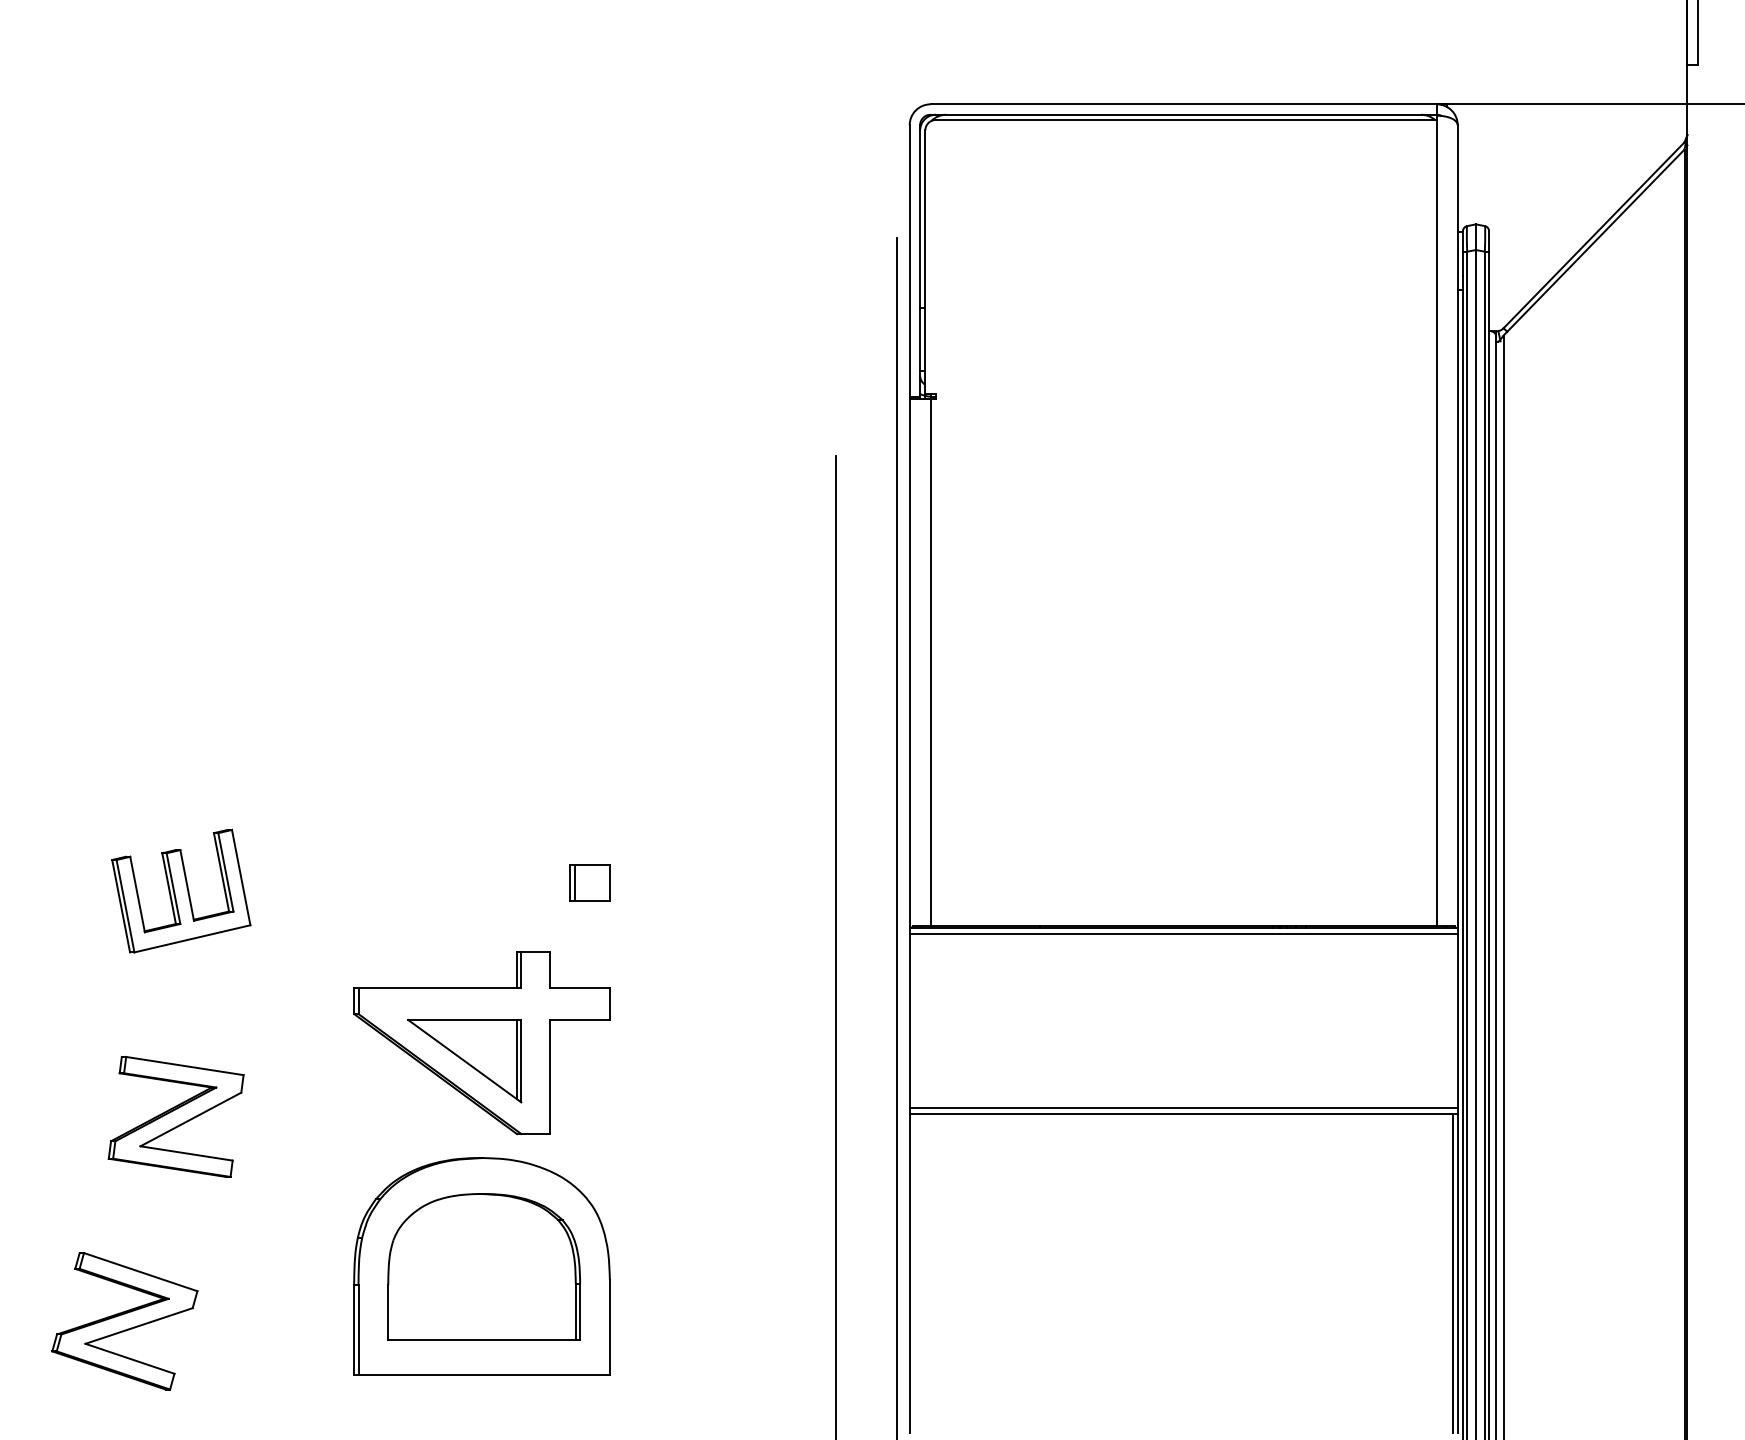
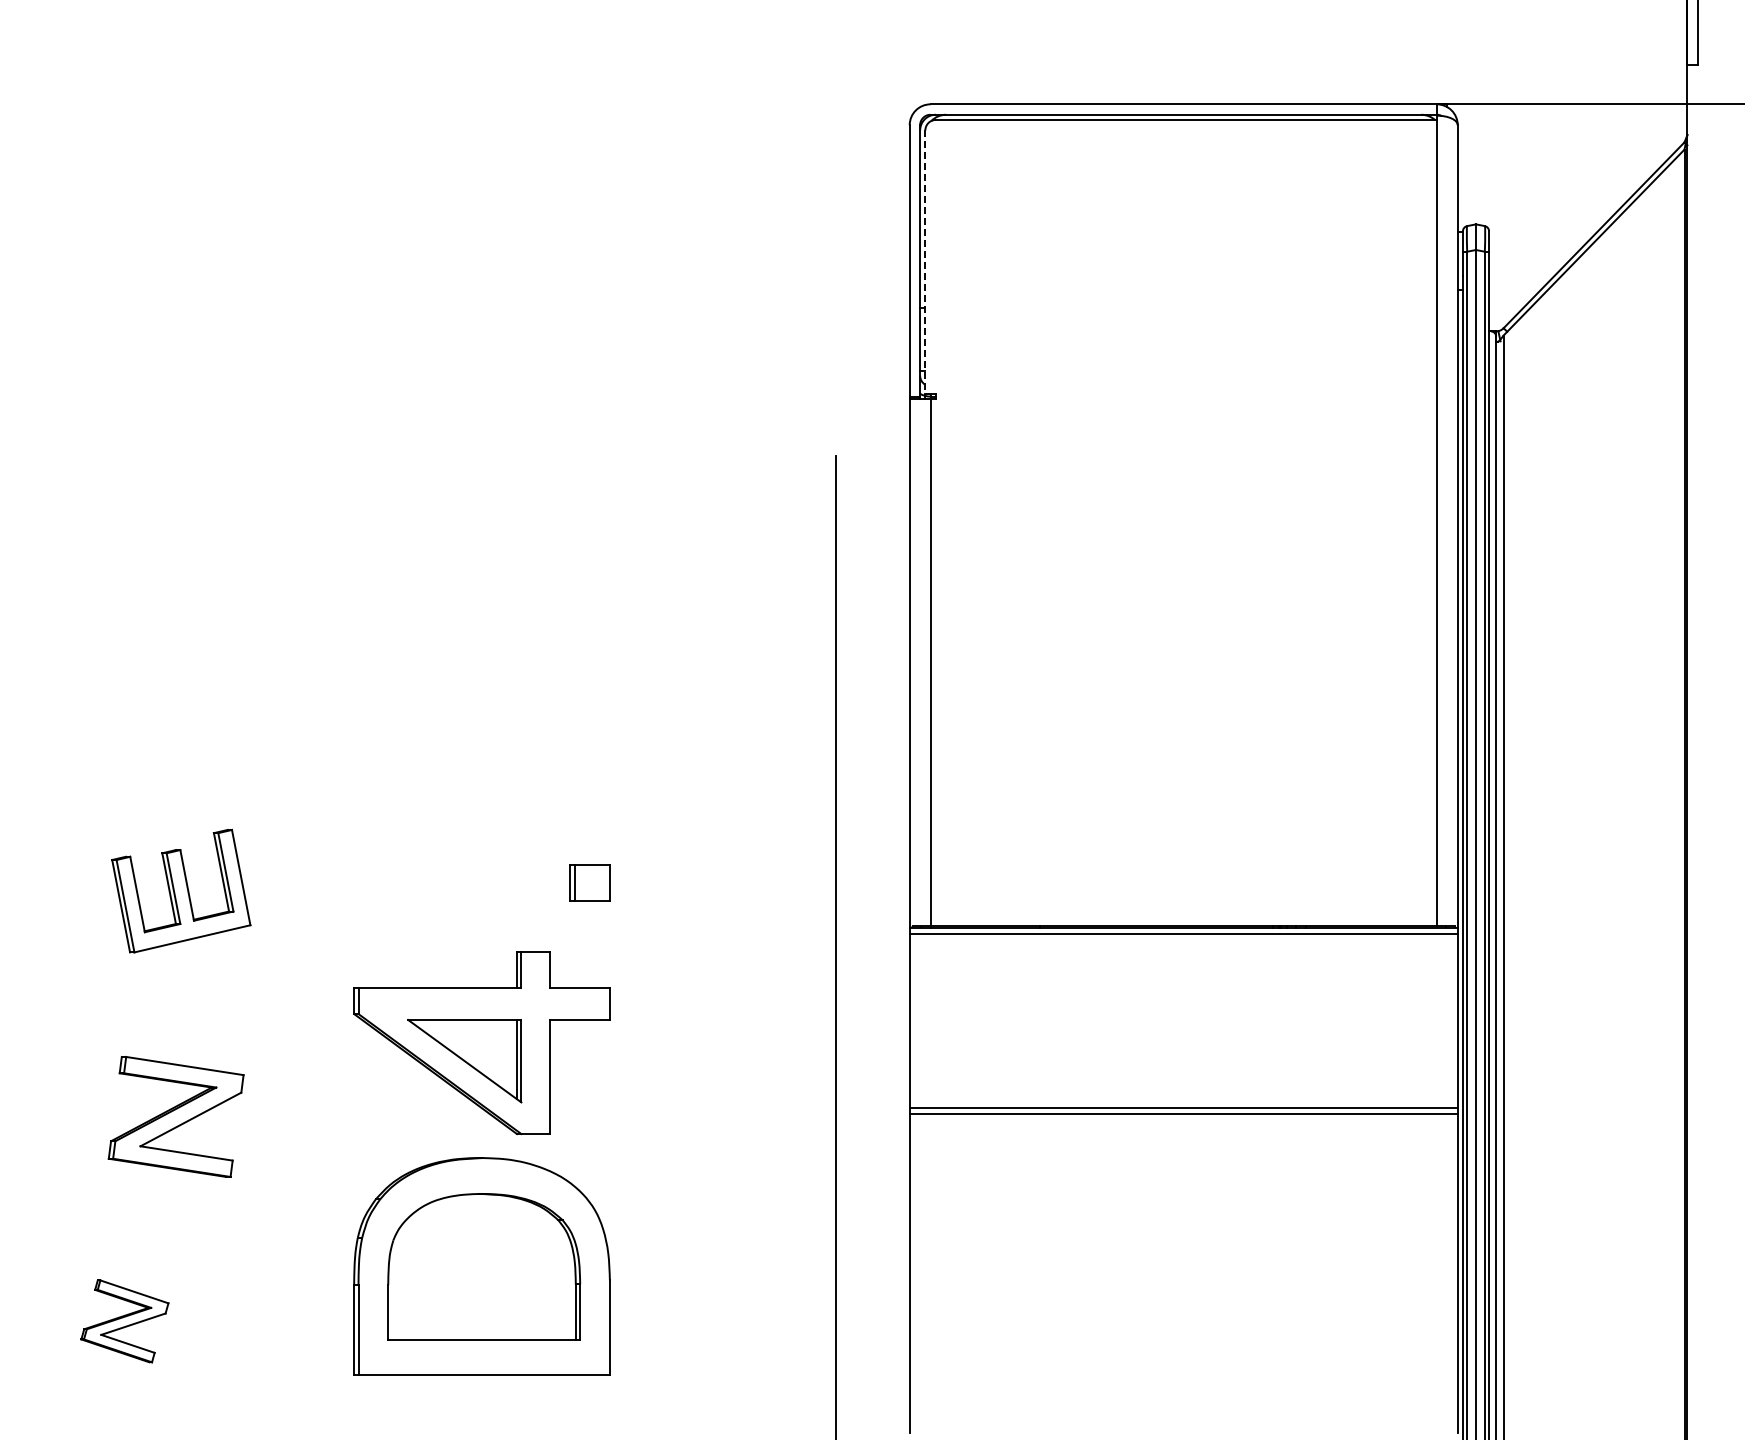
line: solid -> dashed (925, 262)
line: present -> none (896, 837)
line: present -> none (1452, 1273)
part size: 148x139 px -> 90x85 px (124, 1321)
